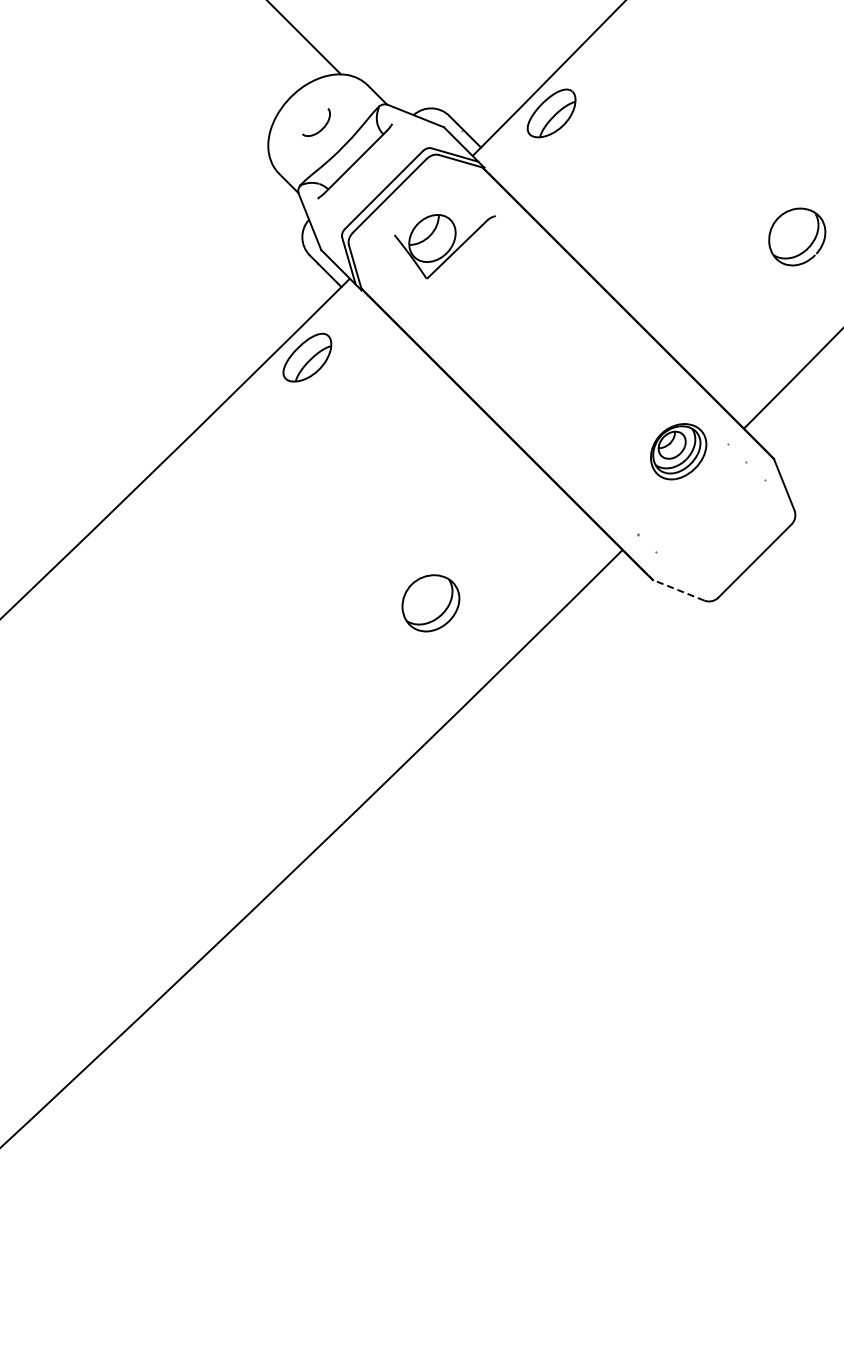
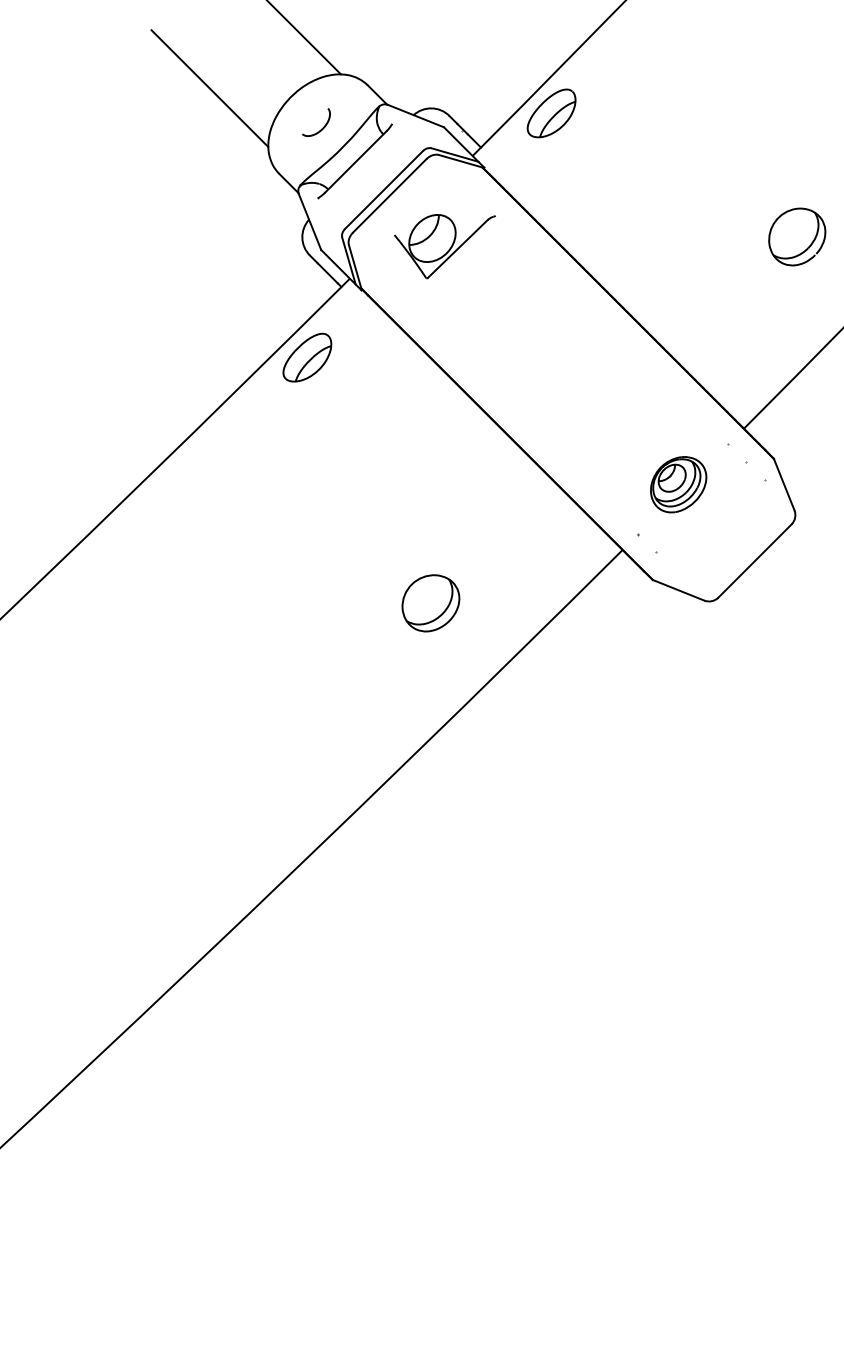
line: none -> present (209, 88)
part position: (678, 451) -> (678, 484) (678, 484)
line: dashed -> solid (678, 590)
